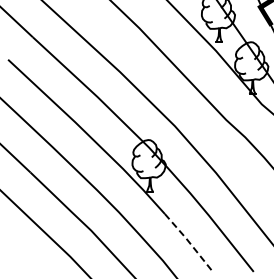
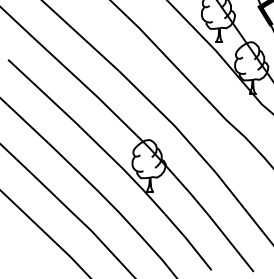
line: dashed -> solid (188, 241)
